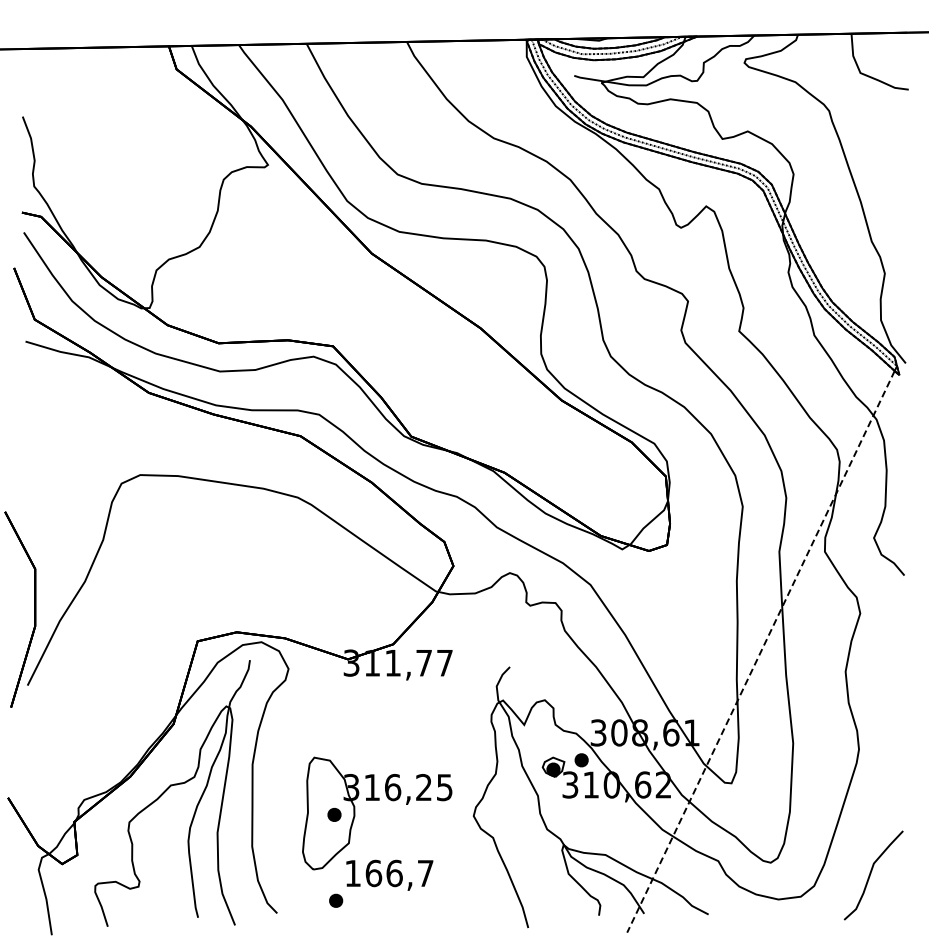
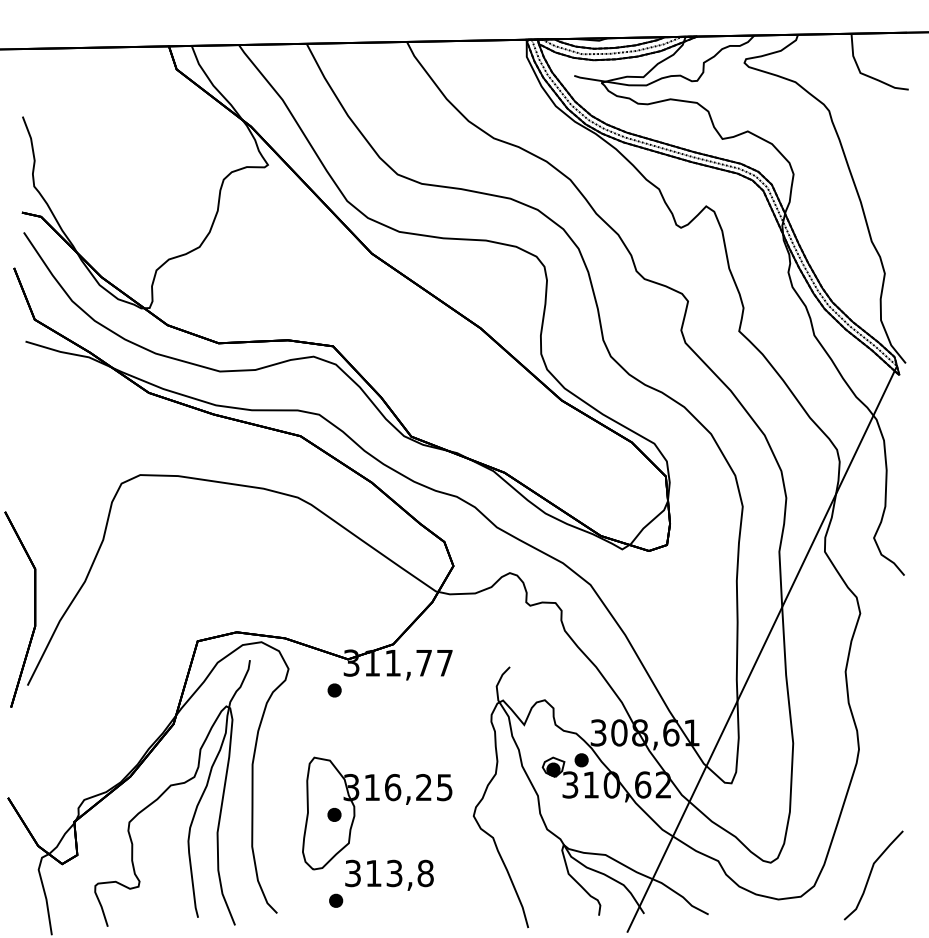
line: dashed -> solid (760, 652)
part: none -> present (334, 690)
text: 166,7 -> 313,8 (389, 873)
